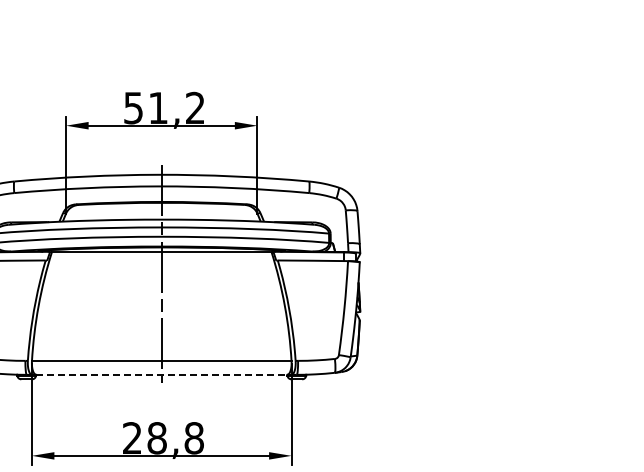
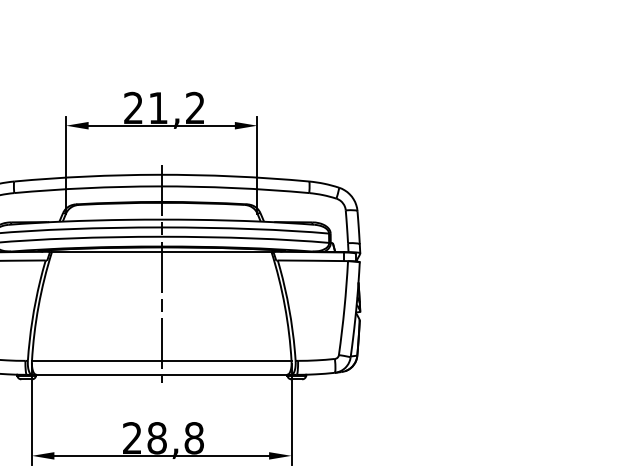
text: 51,2 -> 21,2 (133, 107)
line: dashed -> solid (162, 374)
